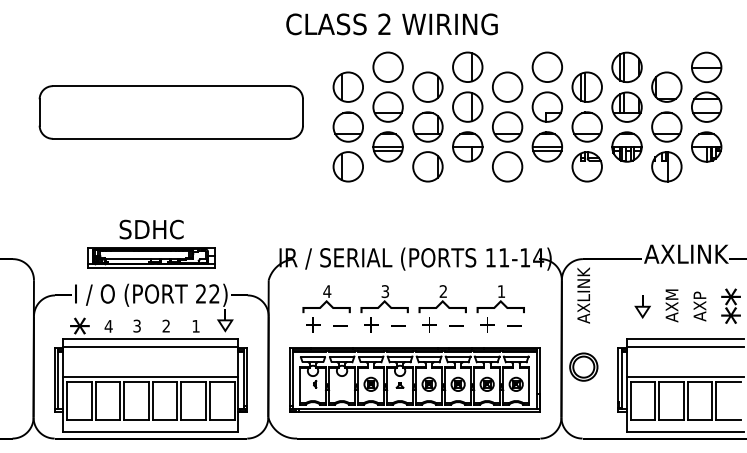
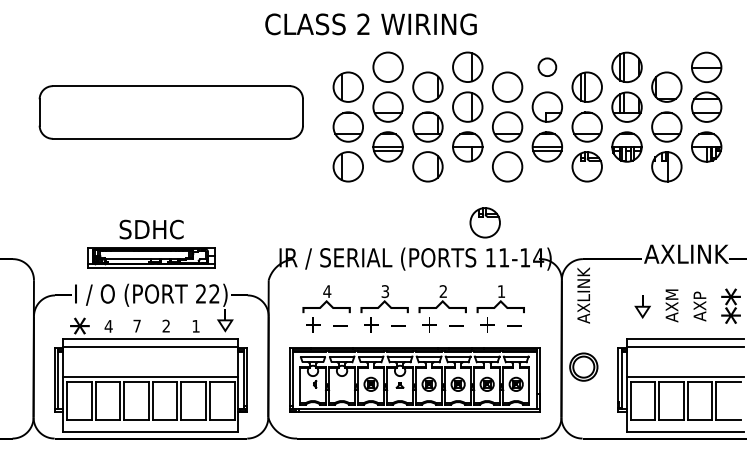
text position: (391, 24) -> (370, 24) (370, 24)
circle diameter: 29 px -> 18 px (547, 67)
part: none -> present (484, 222)
text: 3 -> 7 (136, 325)
